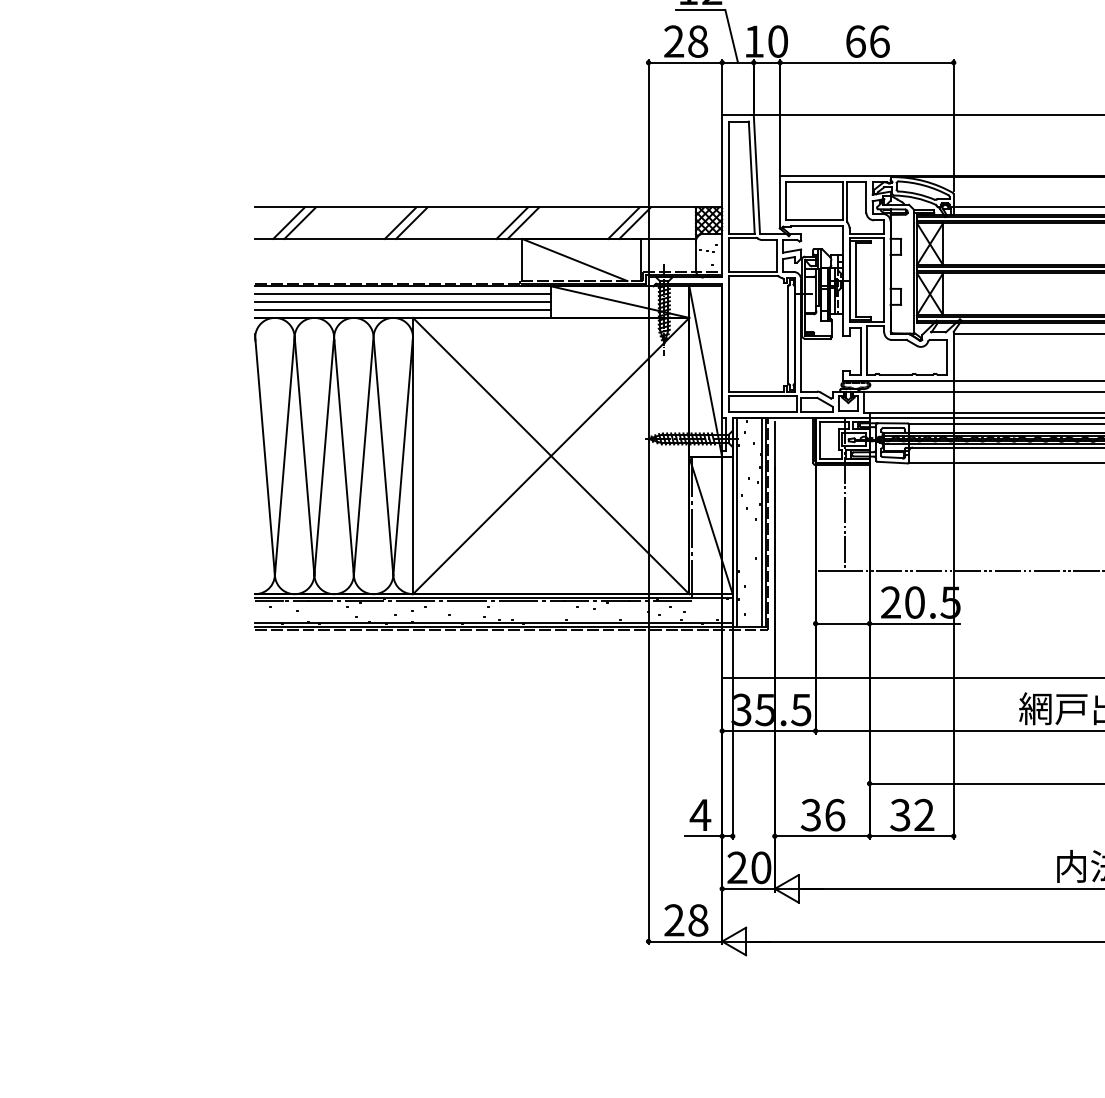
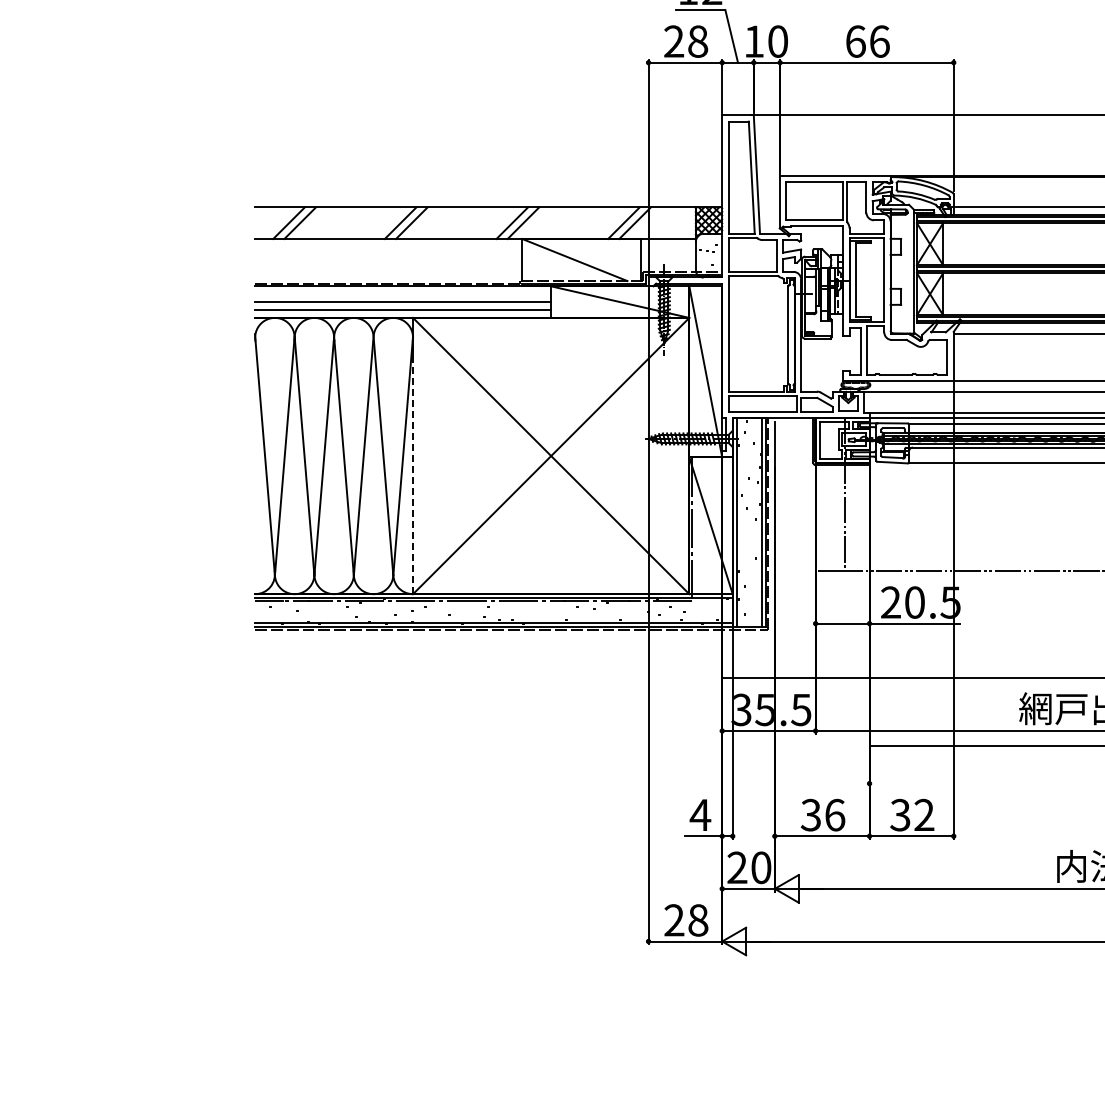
line: present -> none (403, 294)
line: solid -> dashed (413, 465)
line position: (985, 783) -> (985, 745) (985, 745)
